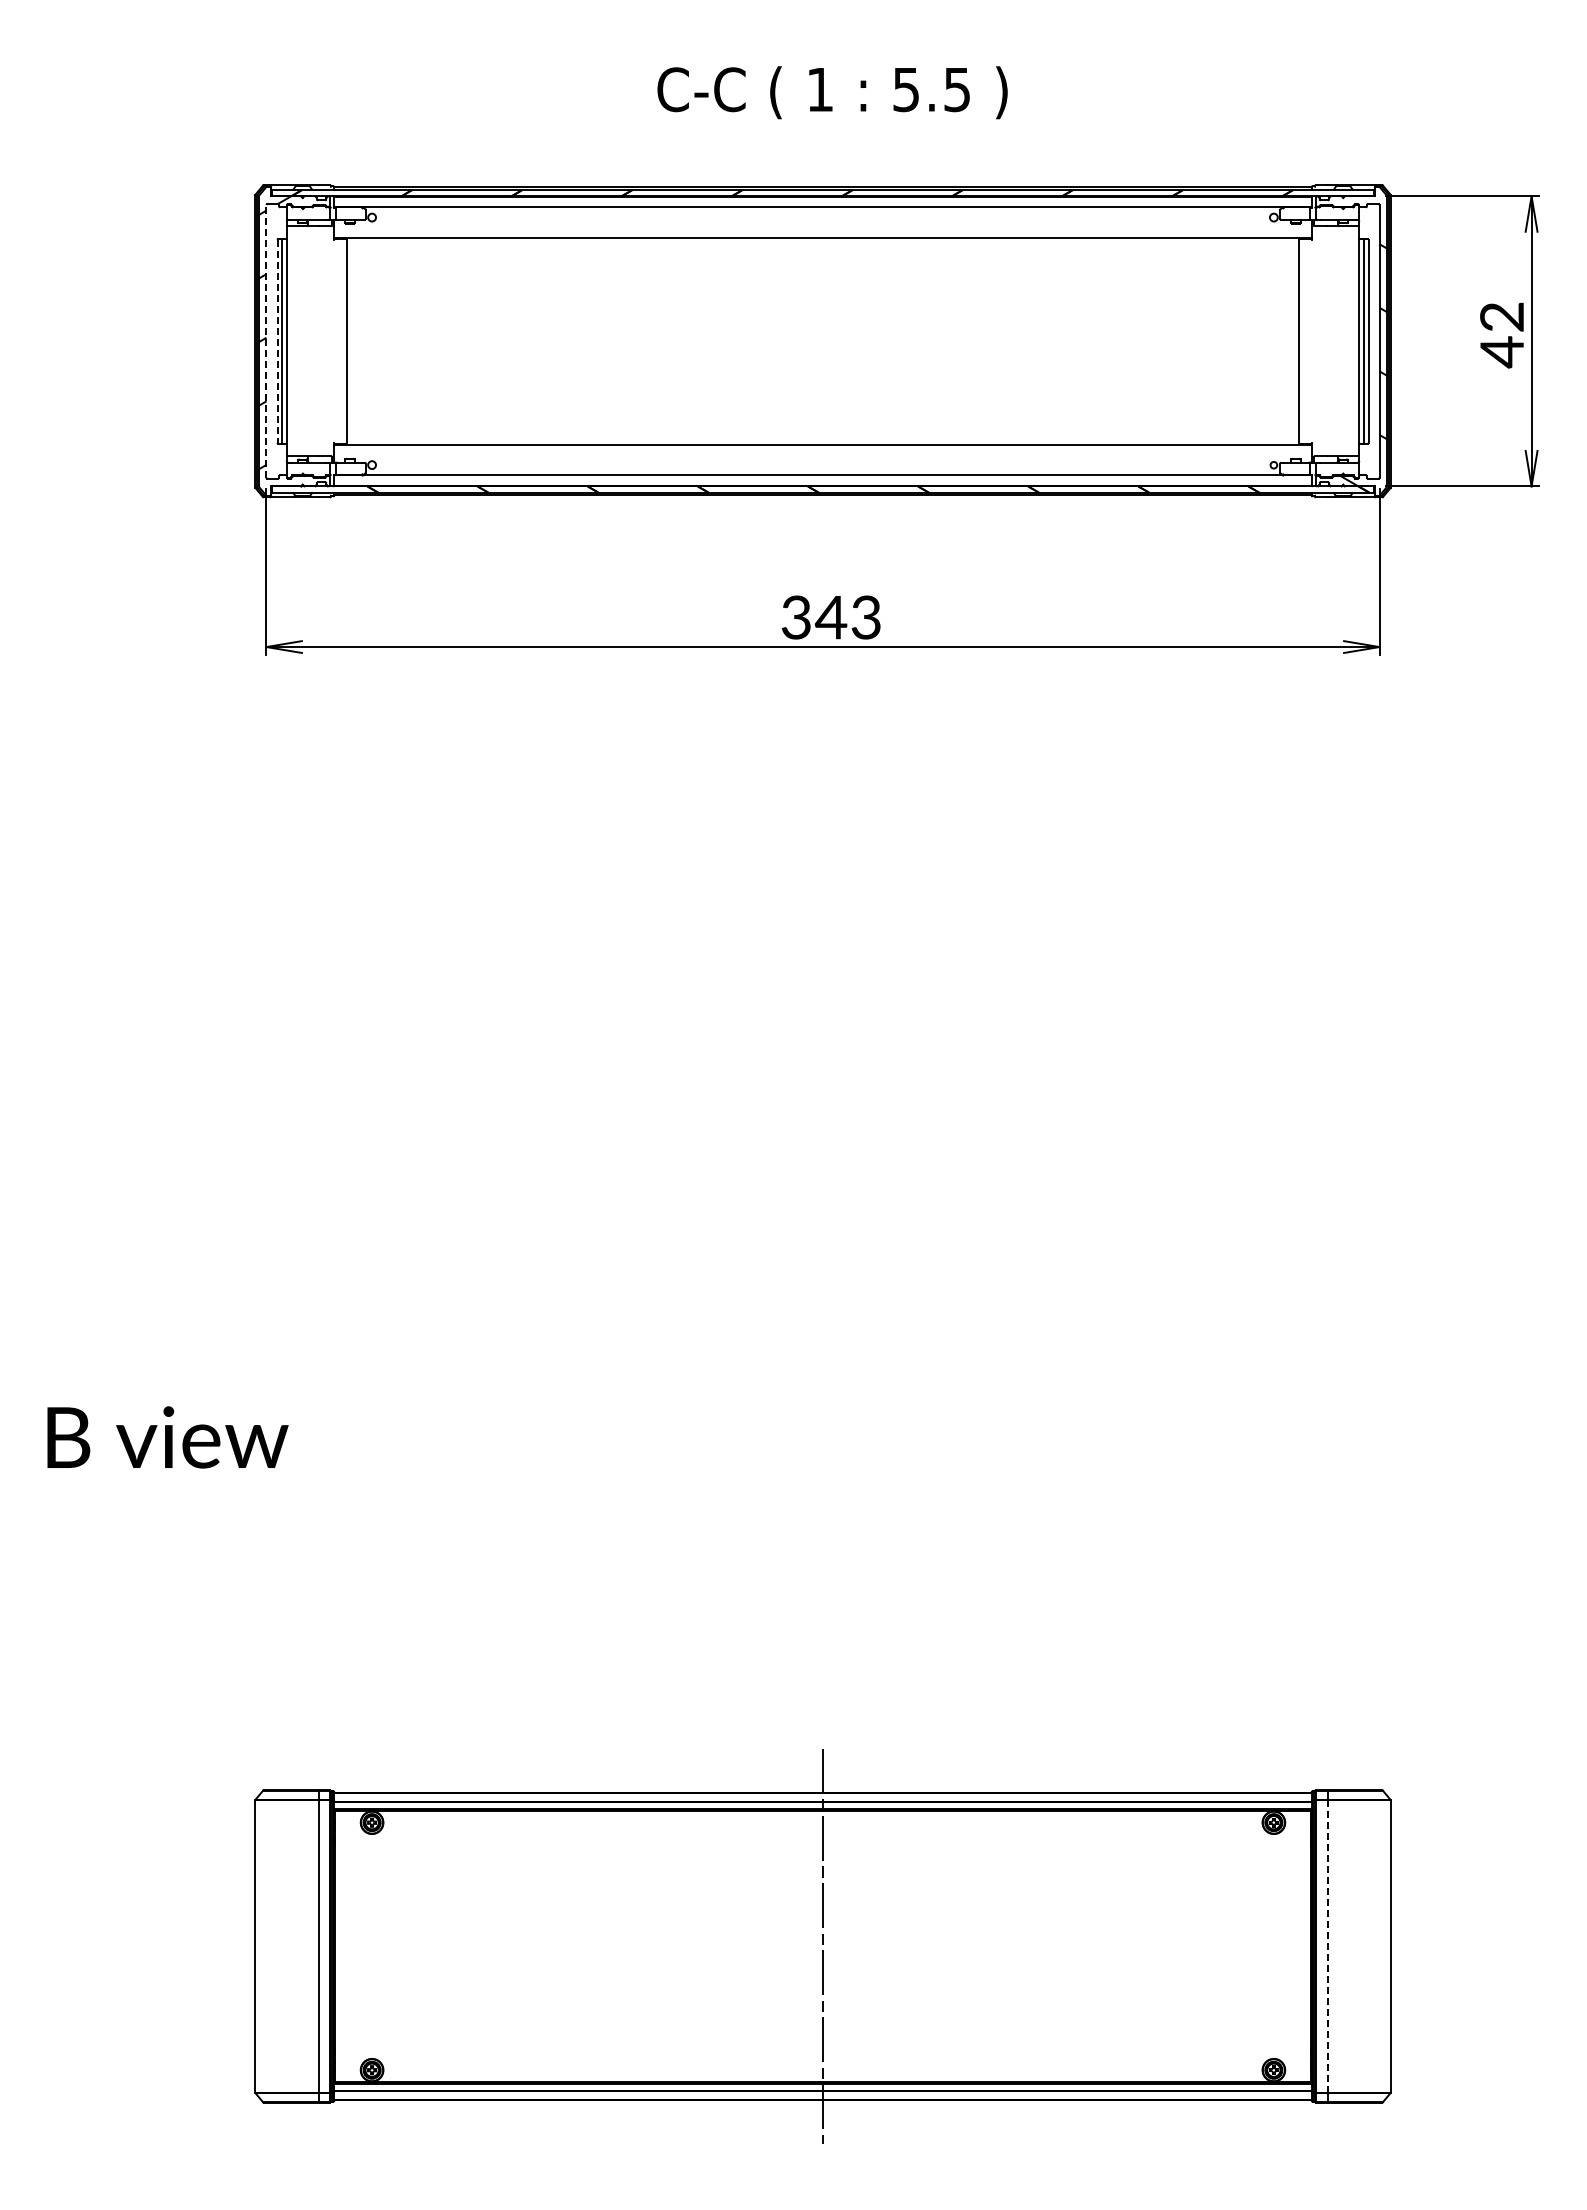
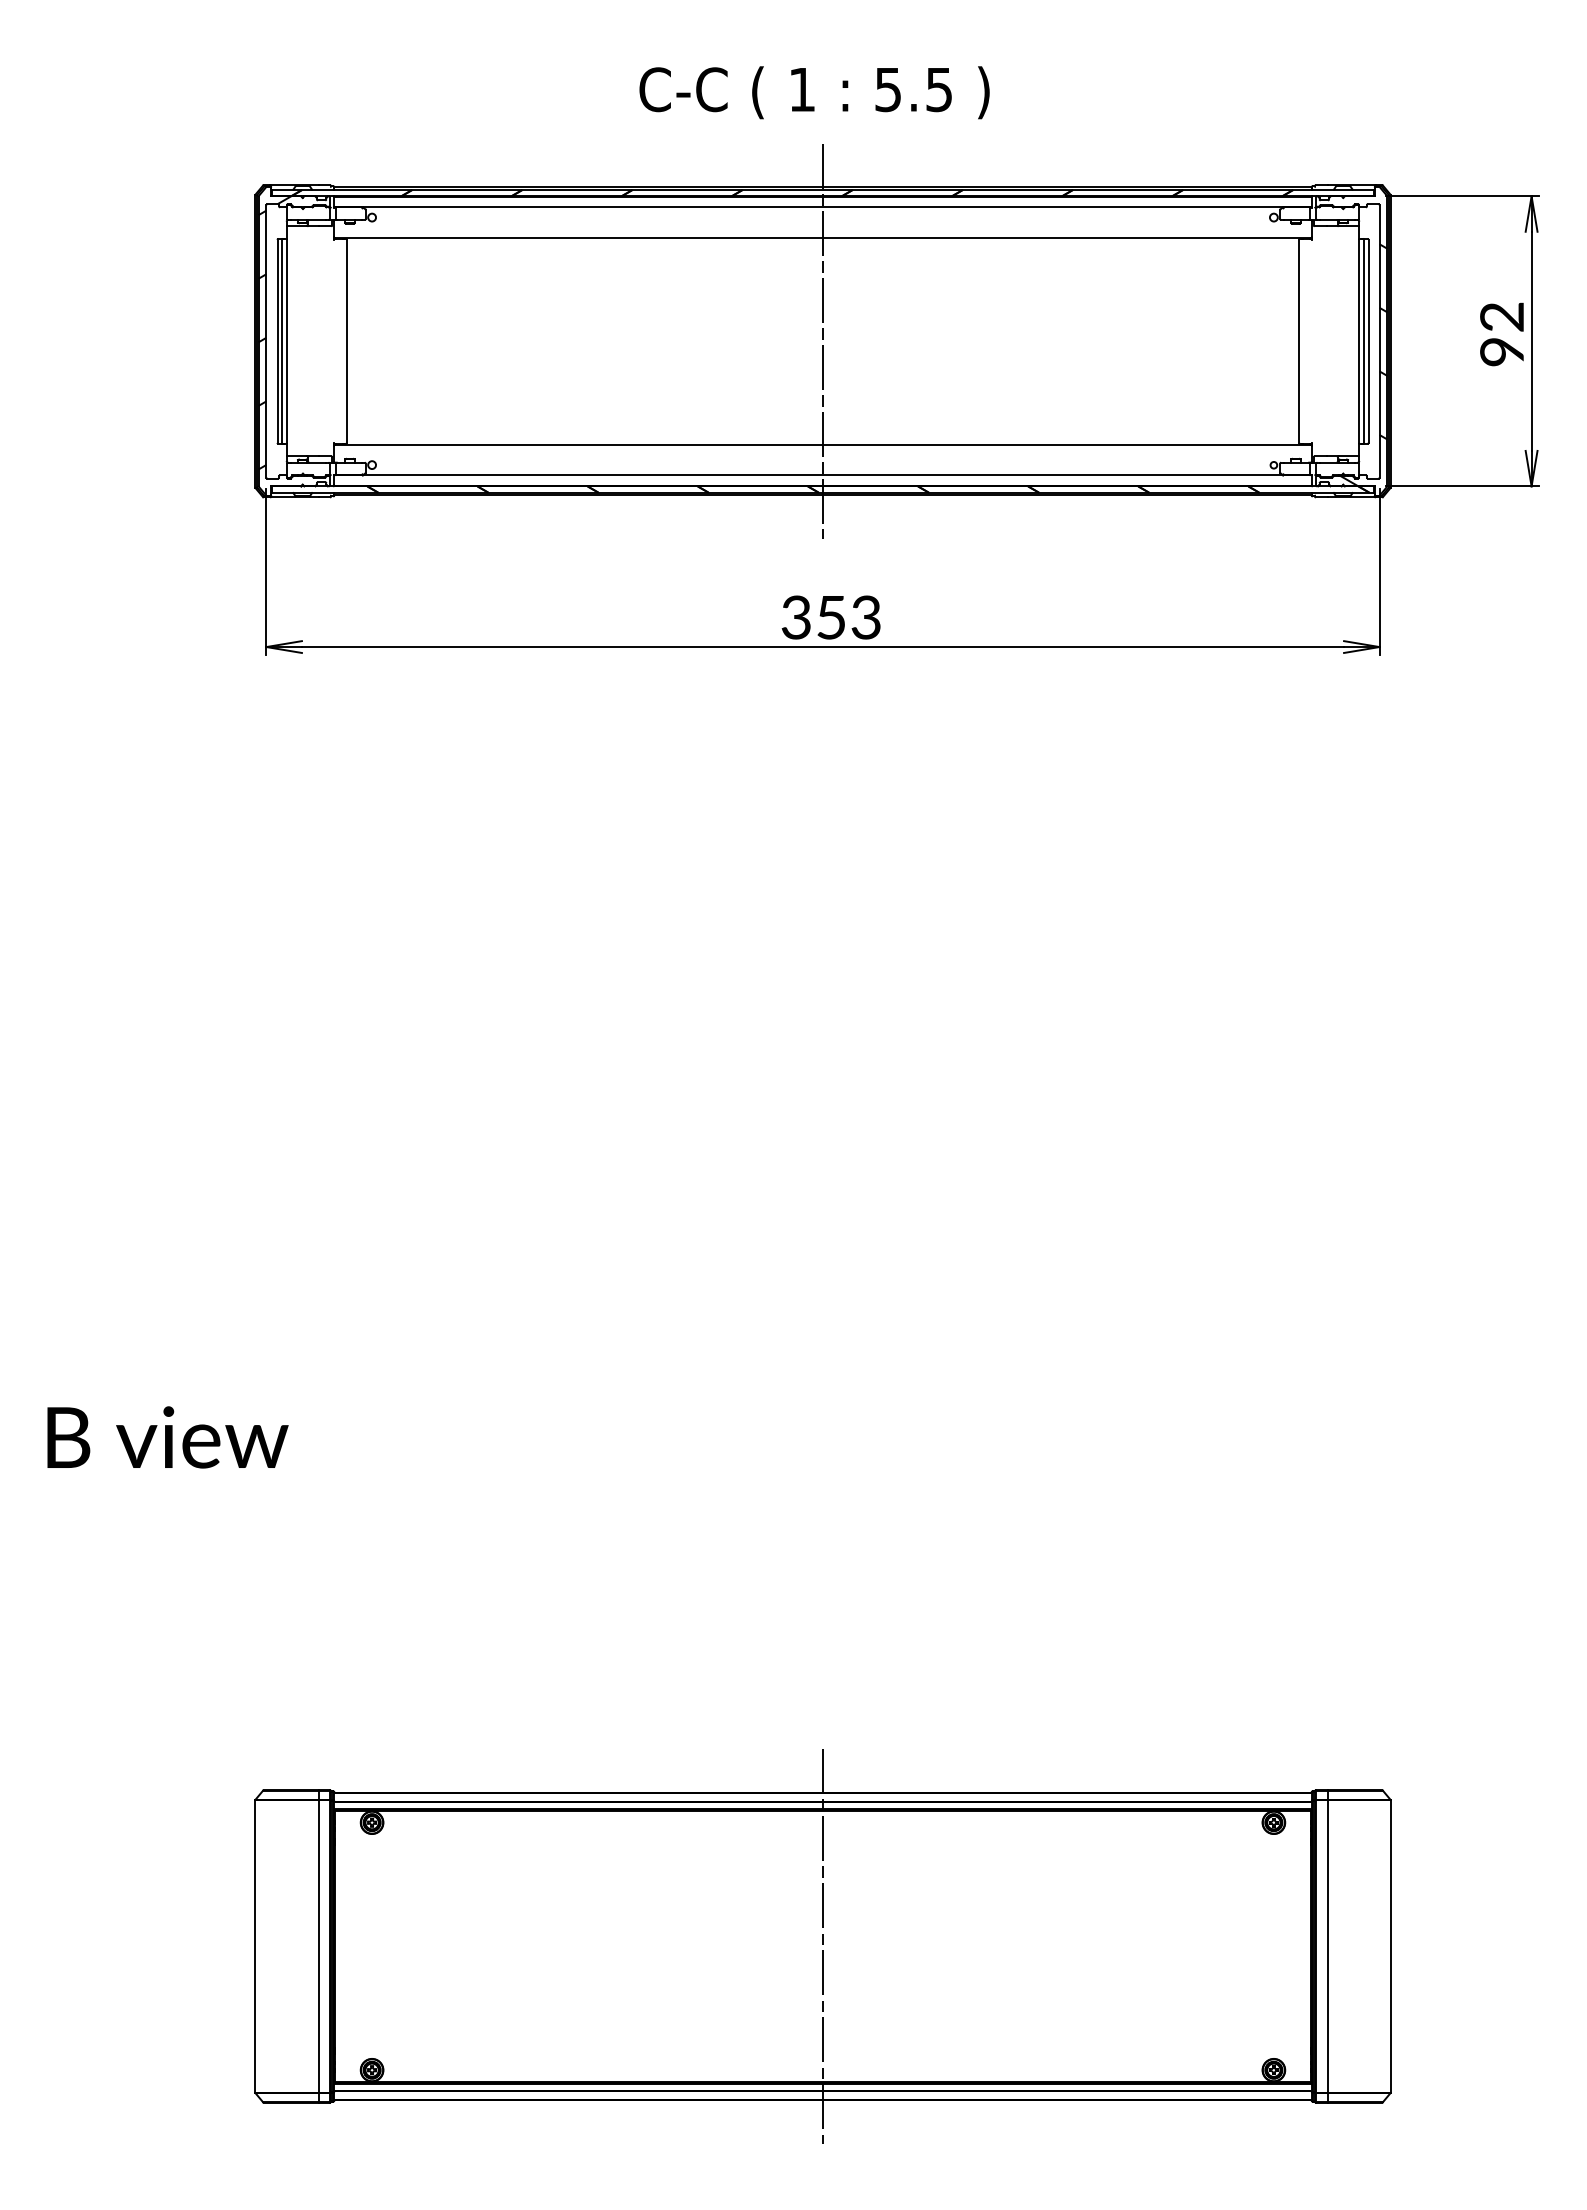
text position: (832, 92) -> (814, 92) (814, 92)
line: dashed -> solid (266, 340)
line: dashed -> solid (277, 341)
line: none -> present (823, 341)
text: 42 -> 92 (1501, 352)
text: 343 -> 353 (830, 617)
line: dashed -> solid (1327, 1946)
